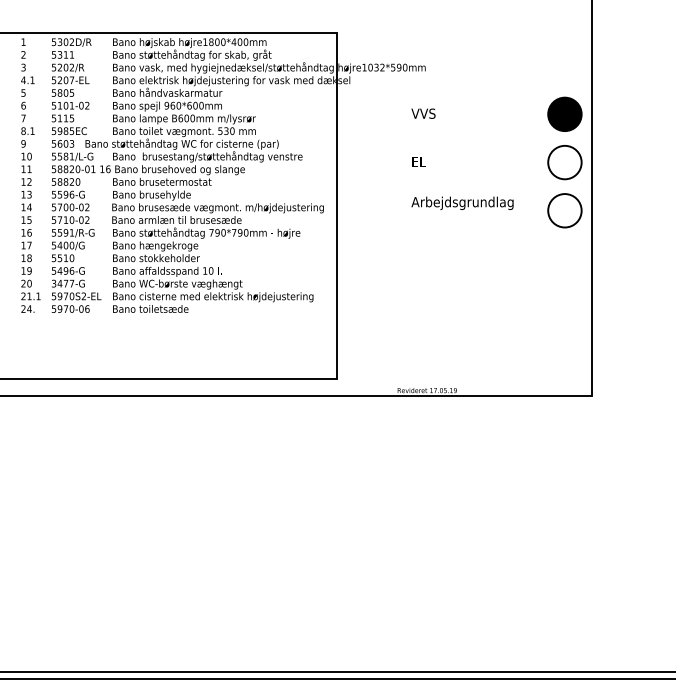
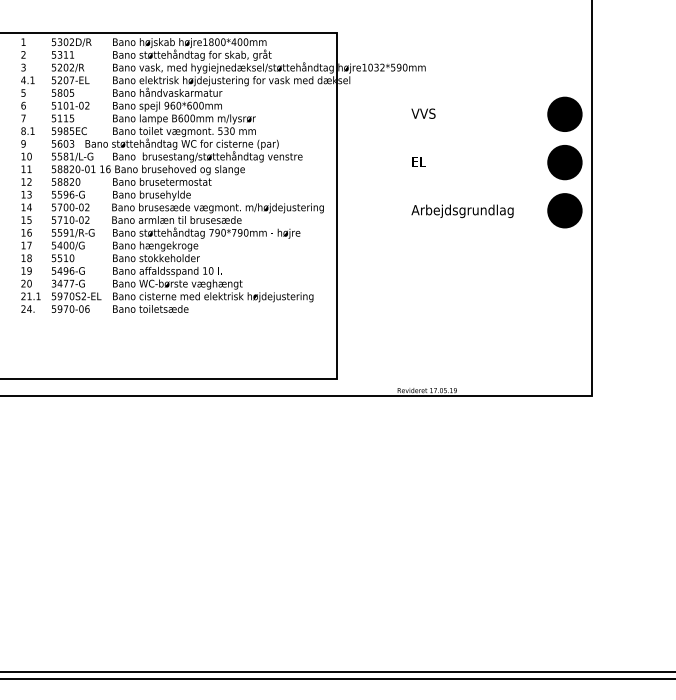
fill: none -> present (564, 162)
text position: (462, 202) -> (462, 210) (462, 210)
fill: none -> present (564, 210)
